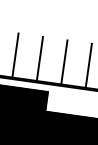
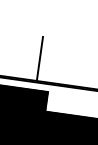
line: present -> none (15, 55)
line: present -> none (64, 62)
line: present -> none (88, 65)
